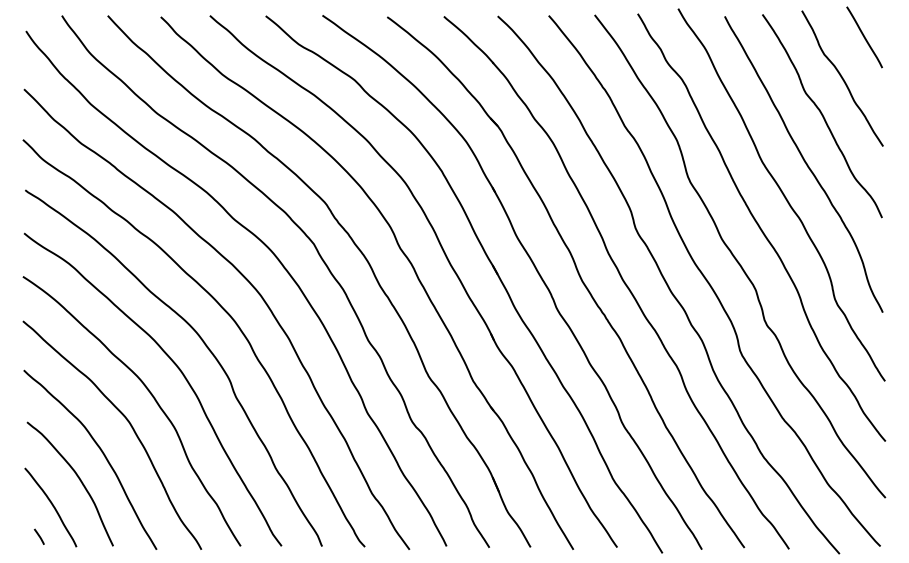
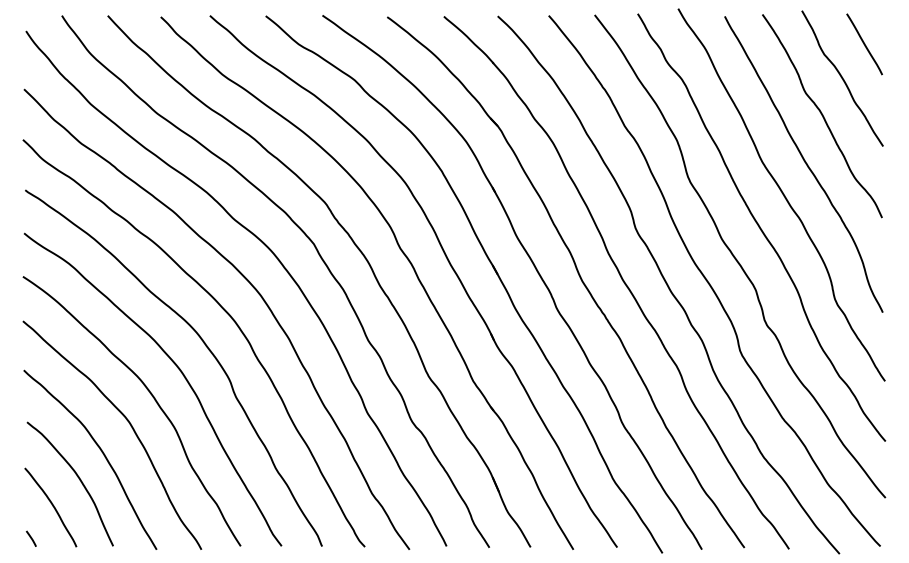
line position: (864, 37) -> (864, 44) (864, 44)
line position: (39, 536) -> (31, 538) (31, 538)
